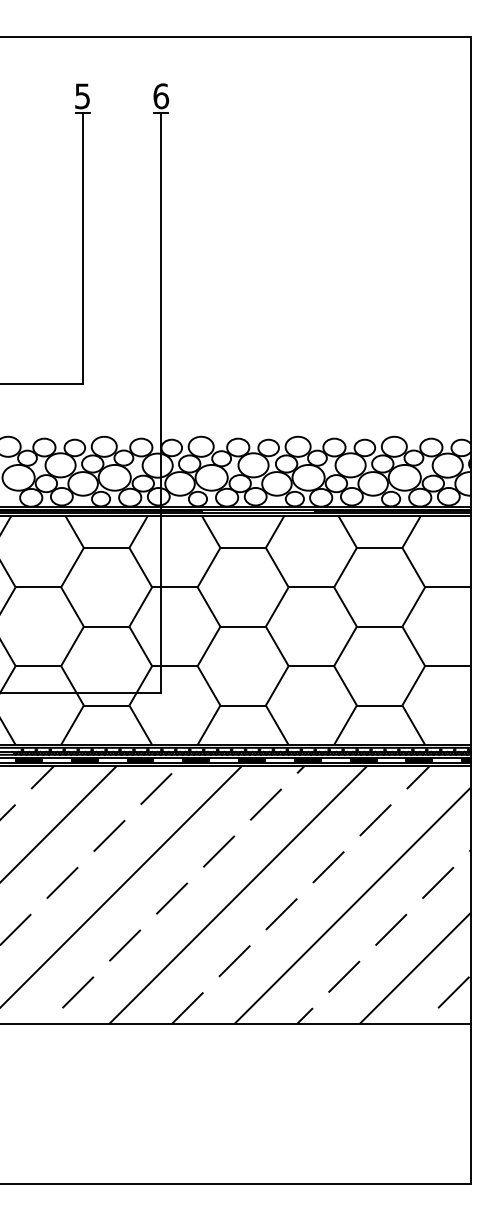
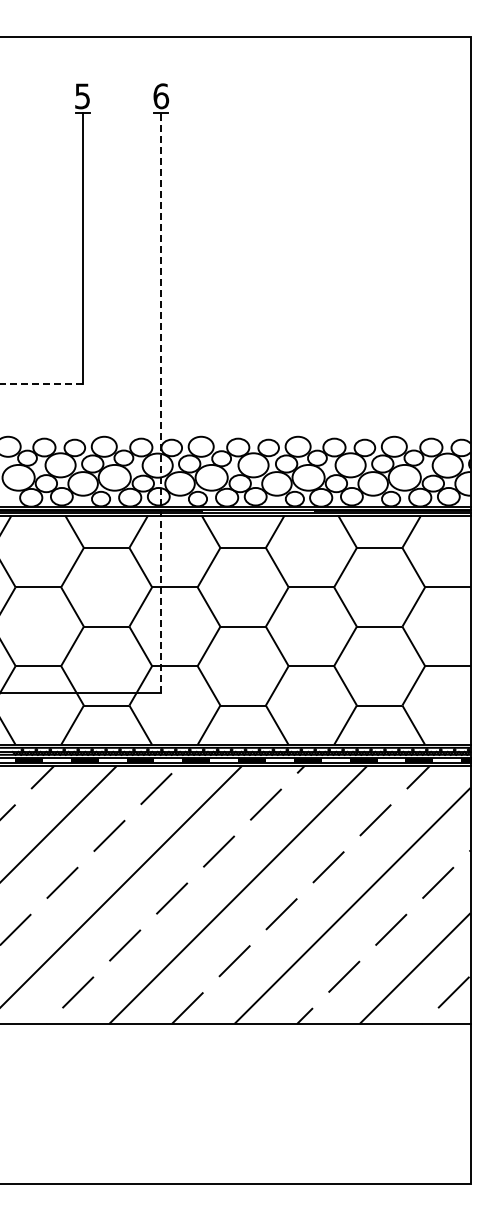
line: solid -> dashed (41, 384)
line: solid -> dashed (161, 402)
